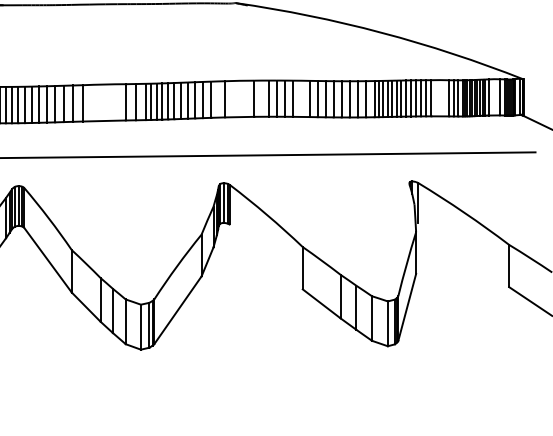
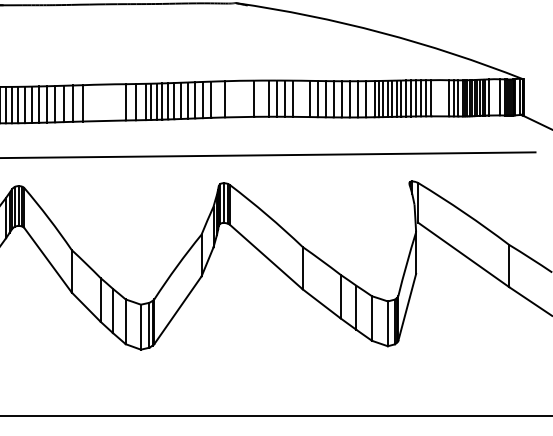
line: none -> present (463, 254)
line: none -> present (265, 256)
line: none -> present (275, 416)
